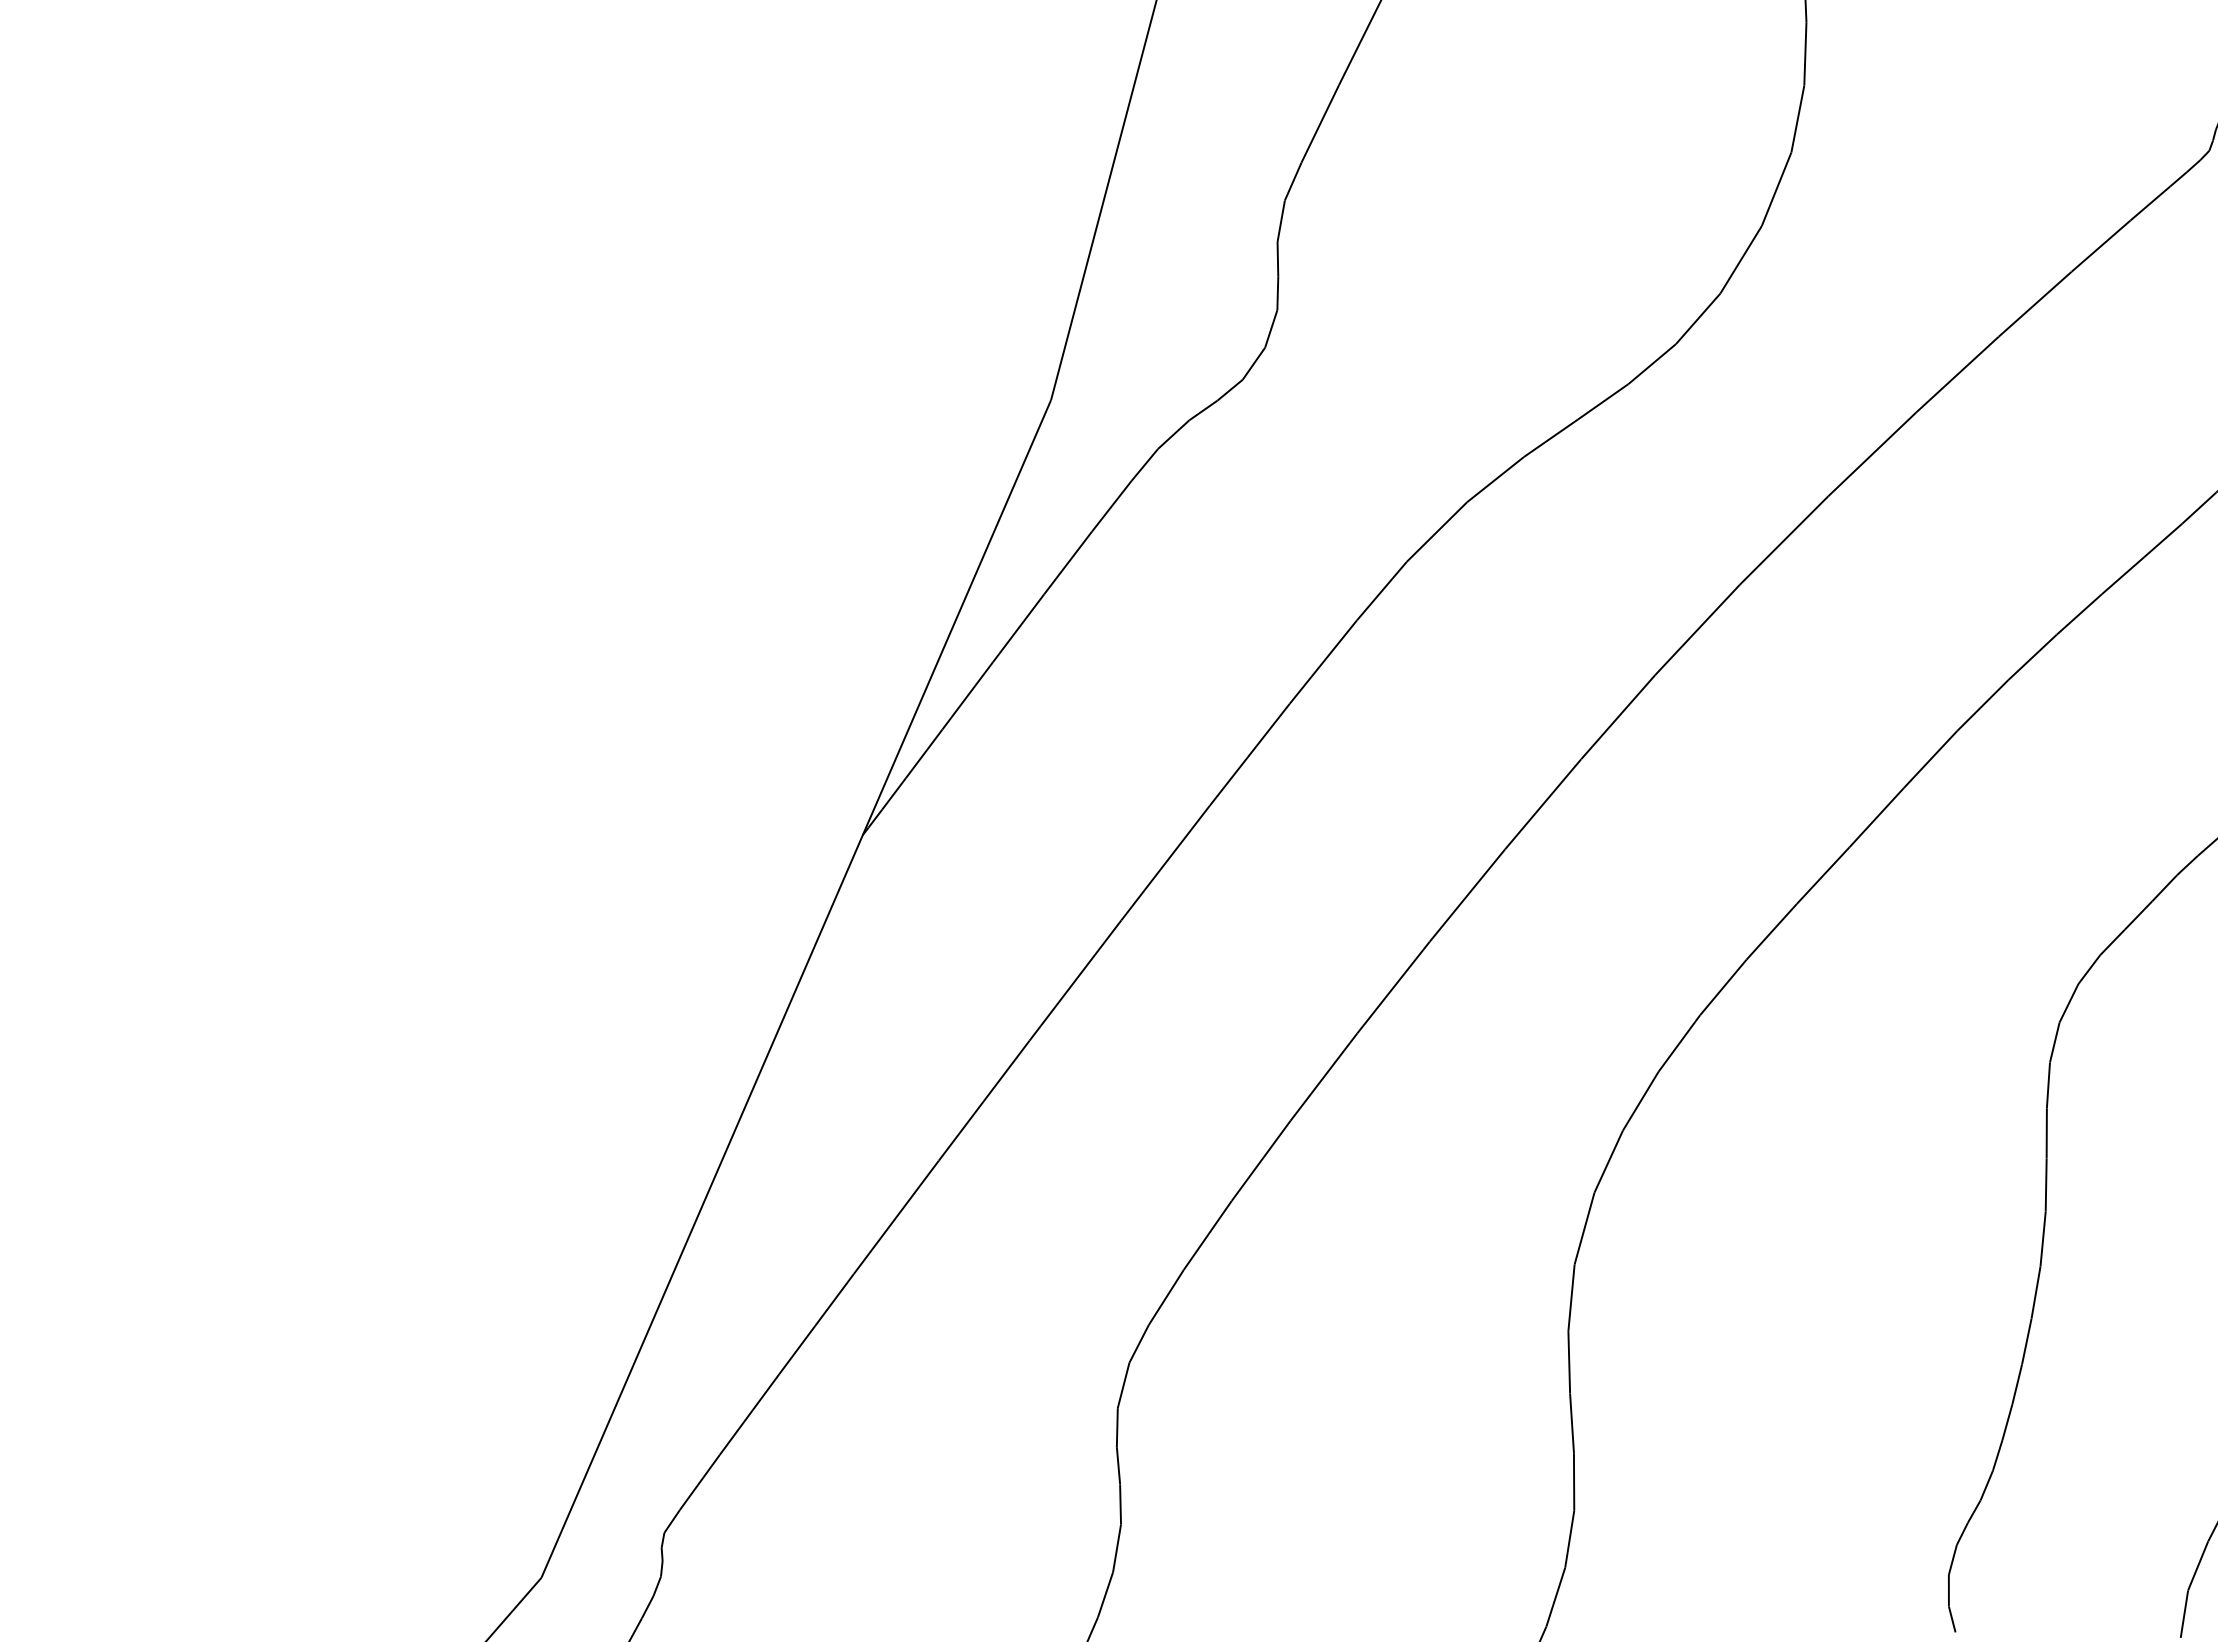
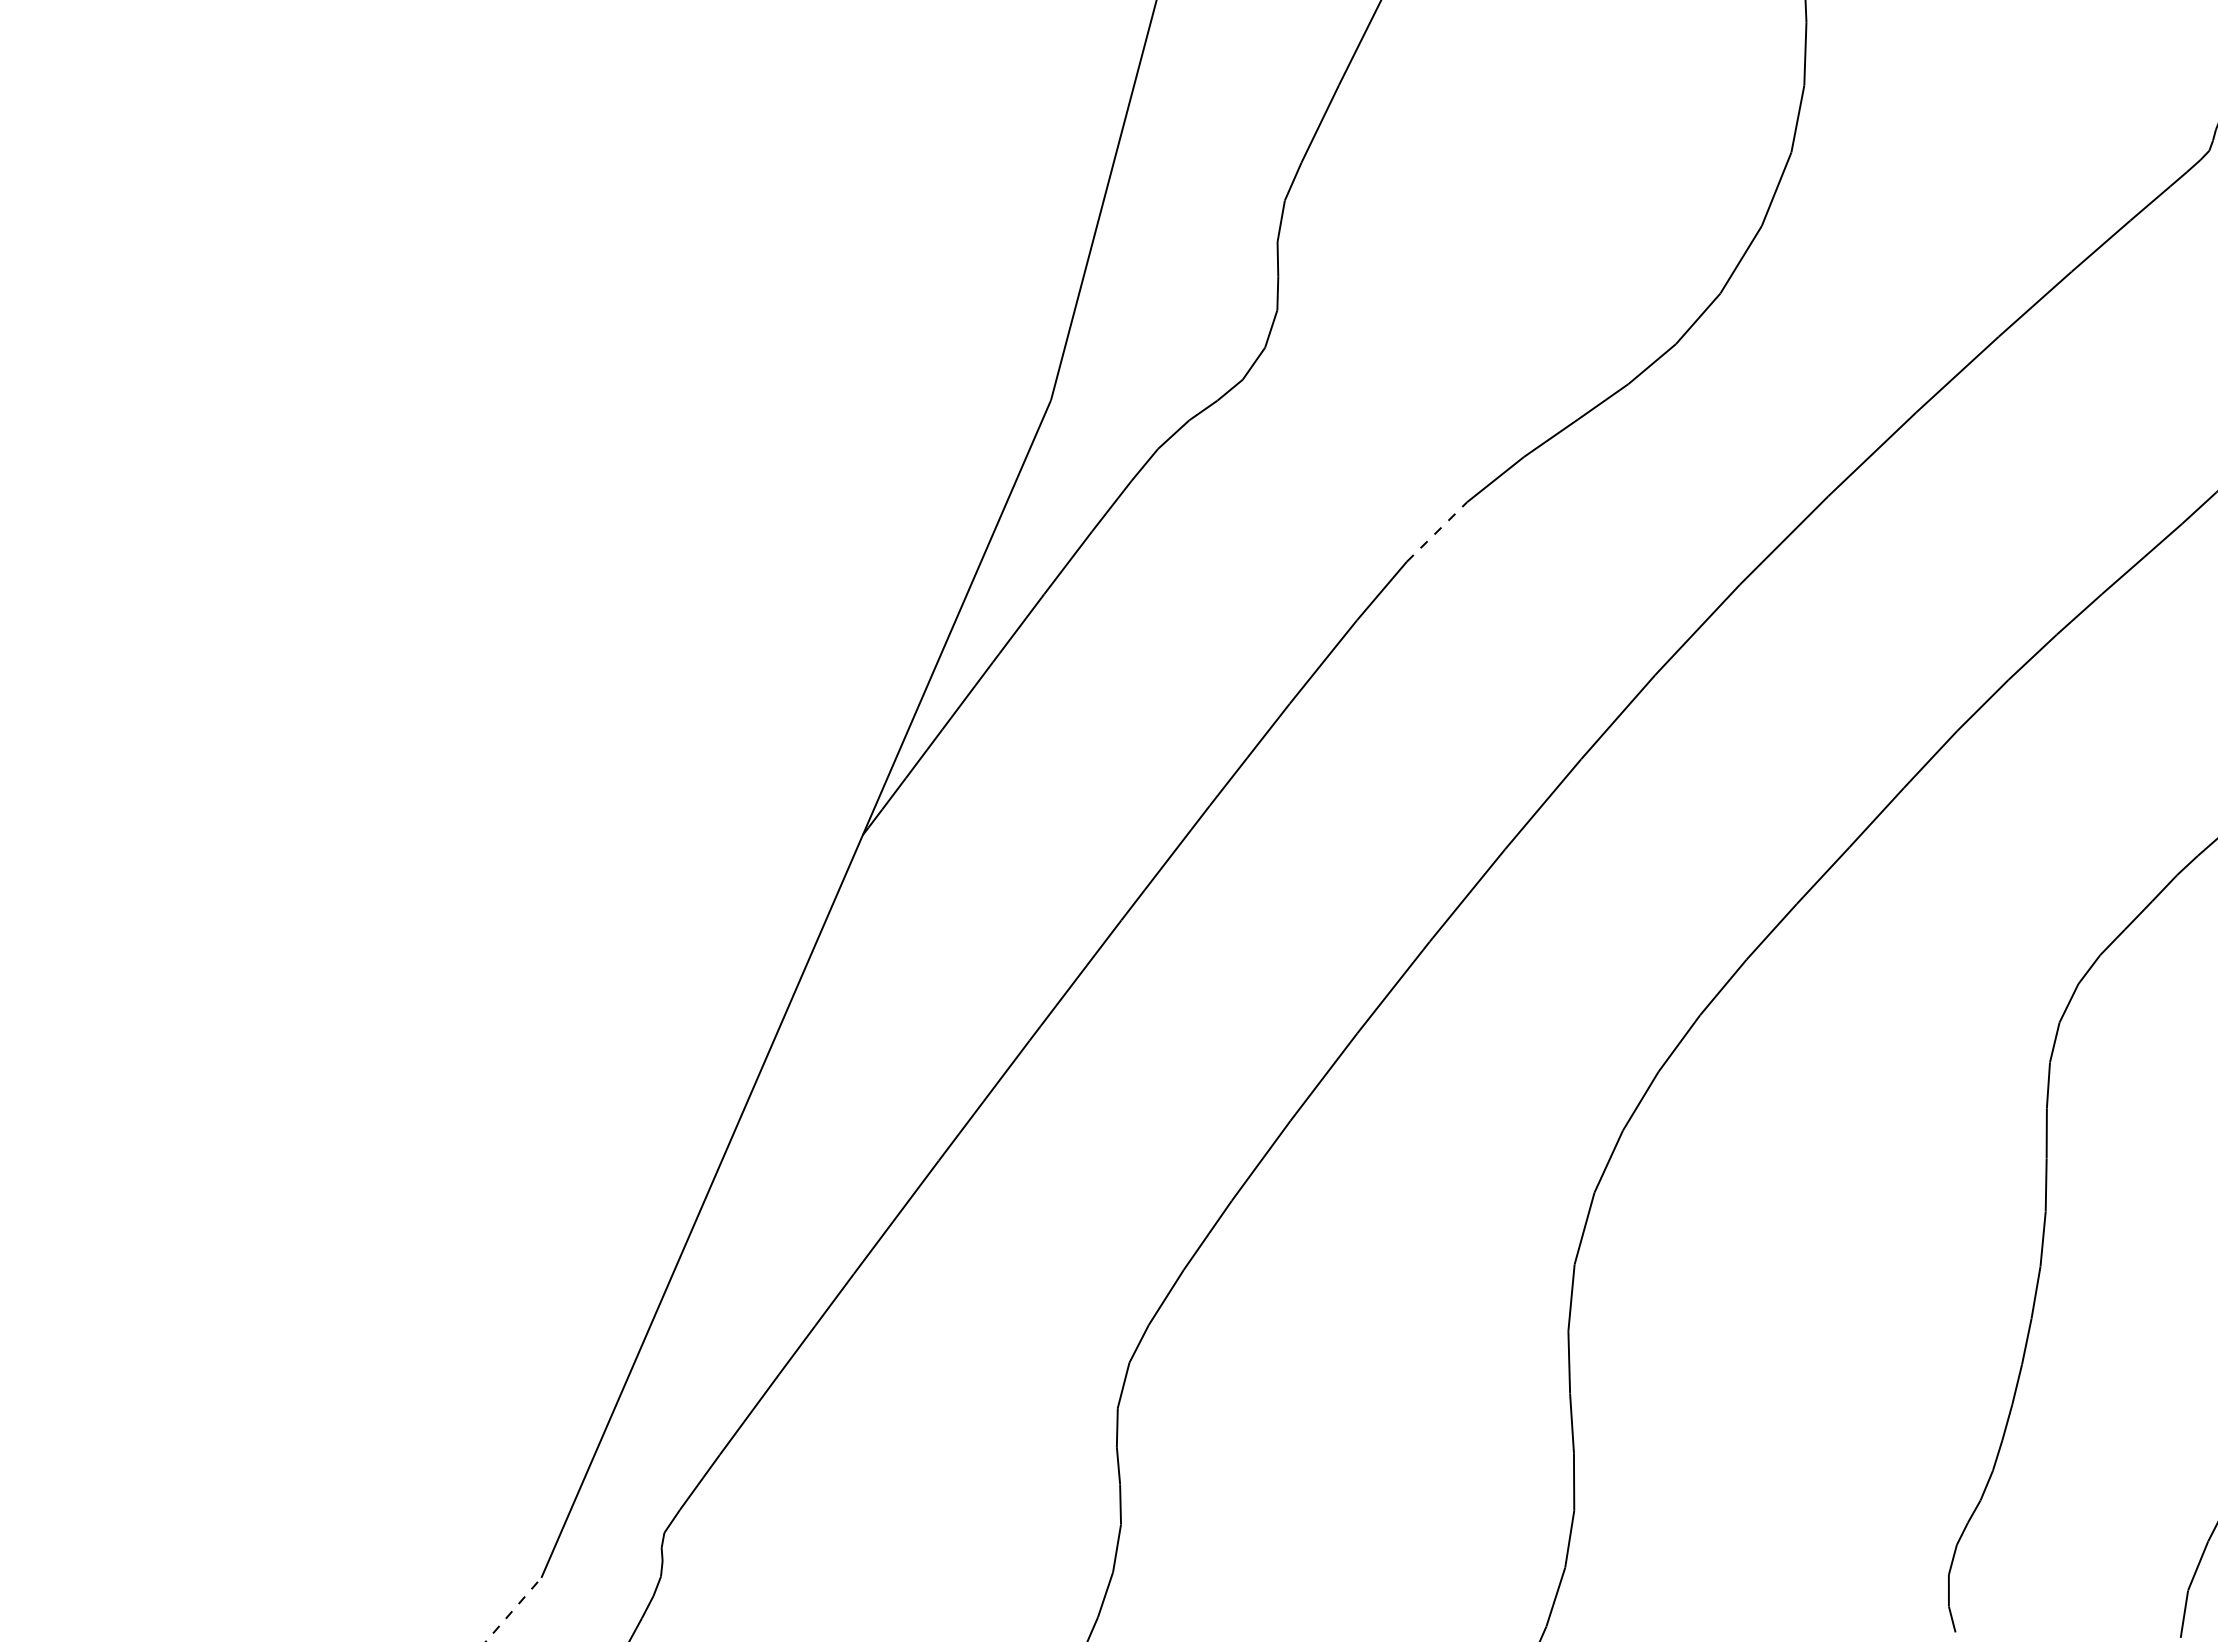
line: solid -> dashed (1437, 531)
line: solid -> dashed (513, 1609)
